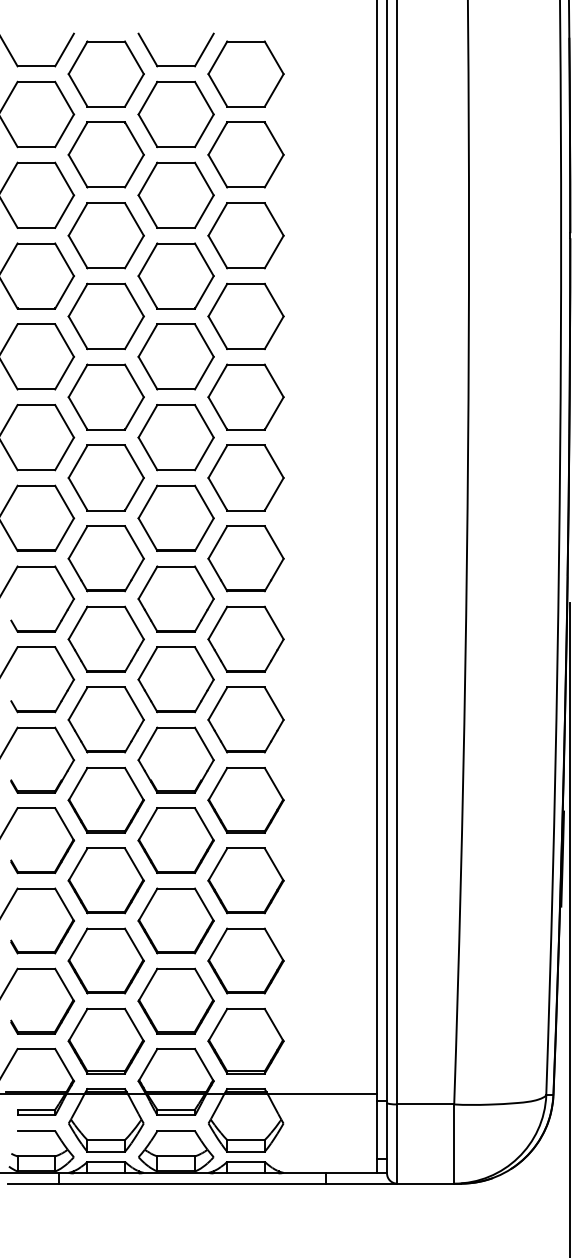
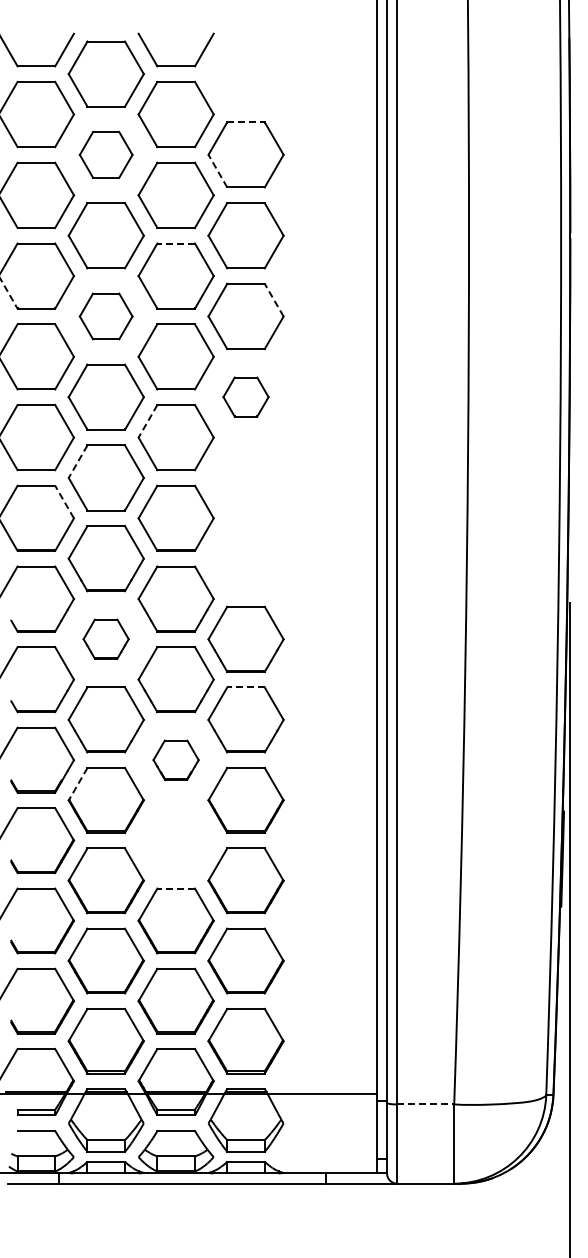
part: present -> none (245, 73)
line: solid -> dashed (246, 122)
part size: 78x68 px -> 56x48 px (105, 154)
line: solid -> dashed (217, 171)
line: solid -> dashed (176, 243)
line: solid -> dashed (9, 294)
line: solid -> dashed (274, 300)
part size: 78x69 px -> 56x49 px (105, 316)
part size: 78x68 px -> 48x42 px (245, 396)
line: solid -> dashed (148, 421)
line: solid -> dashed (78, 461)
part: present -> none (245, 477)
line: solid -> dashed (64, 502)
part: present -> none (245, 558)
part size: 78x68 px -> 48x42 px (105, 638)
line: solid -> dashed (246, 687)
part size: 78x68 px -> 48x42 px (175, 759)
line: solid -> dashed (78, 784)
part: present -> none (175, 840)
line: solid -> dashed (176, 888)
line: solid -> dashed (426, 1104)
